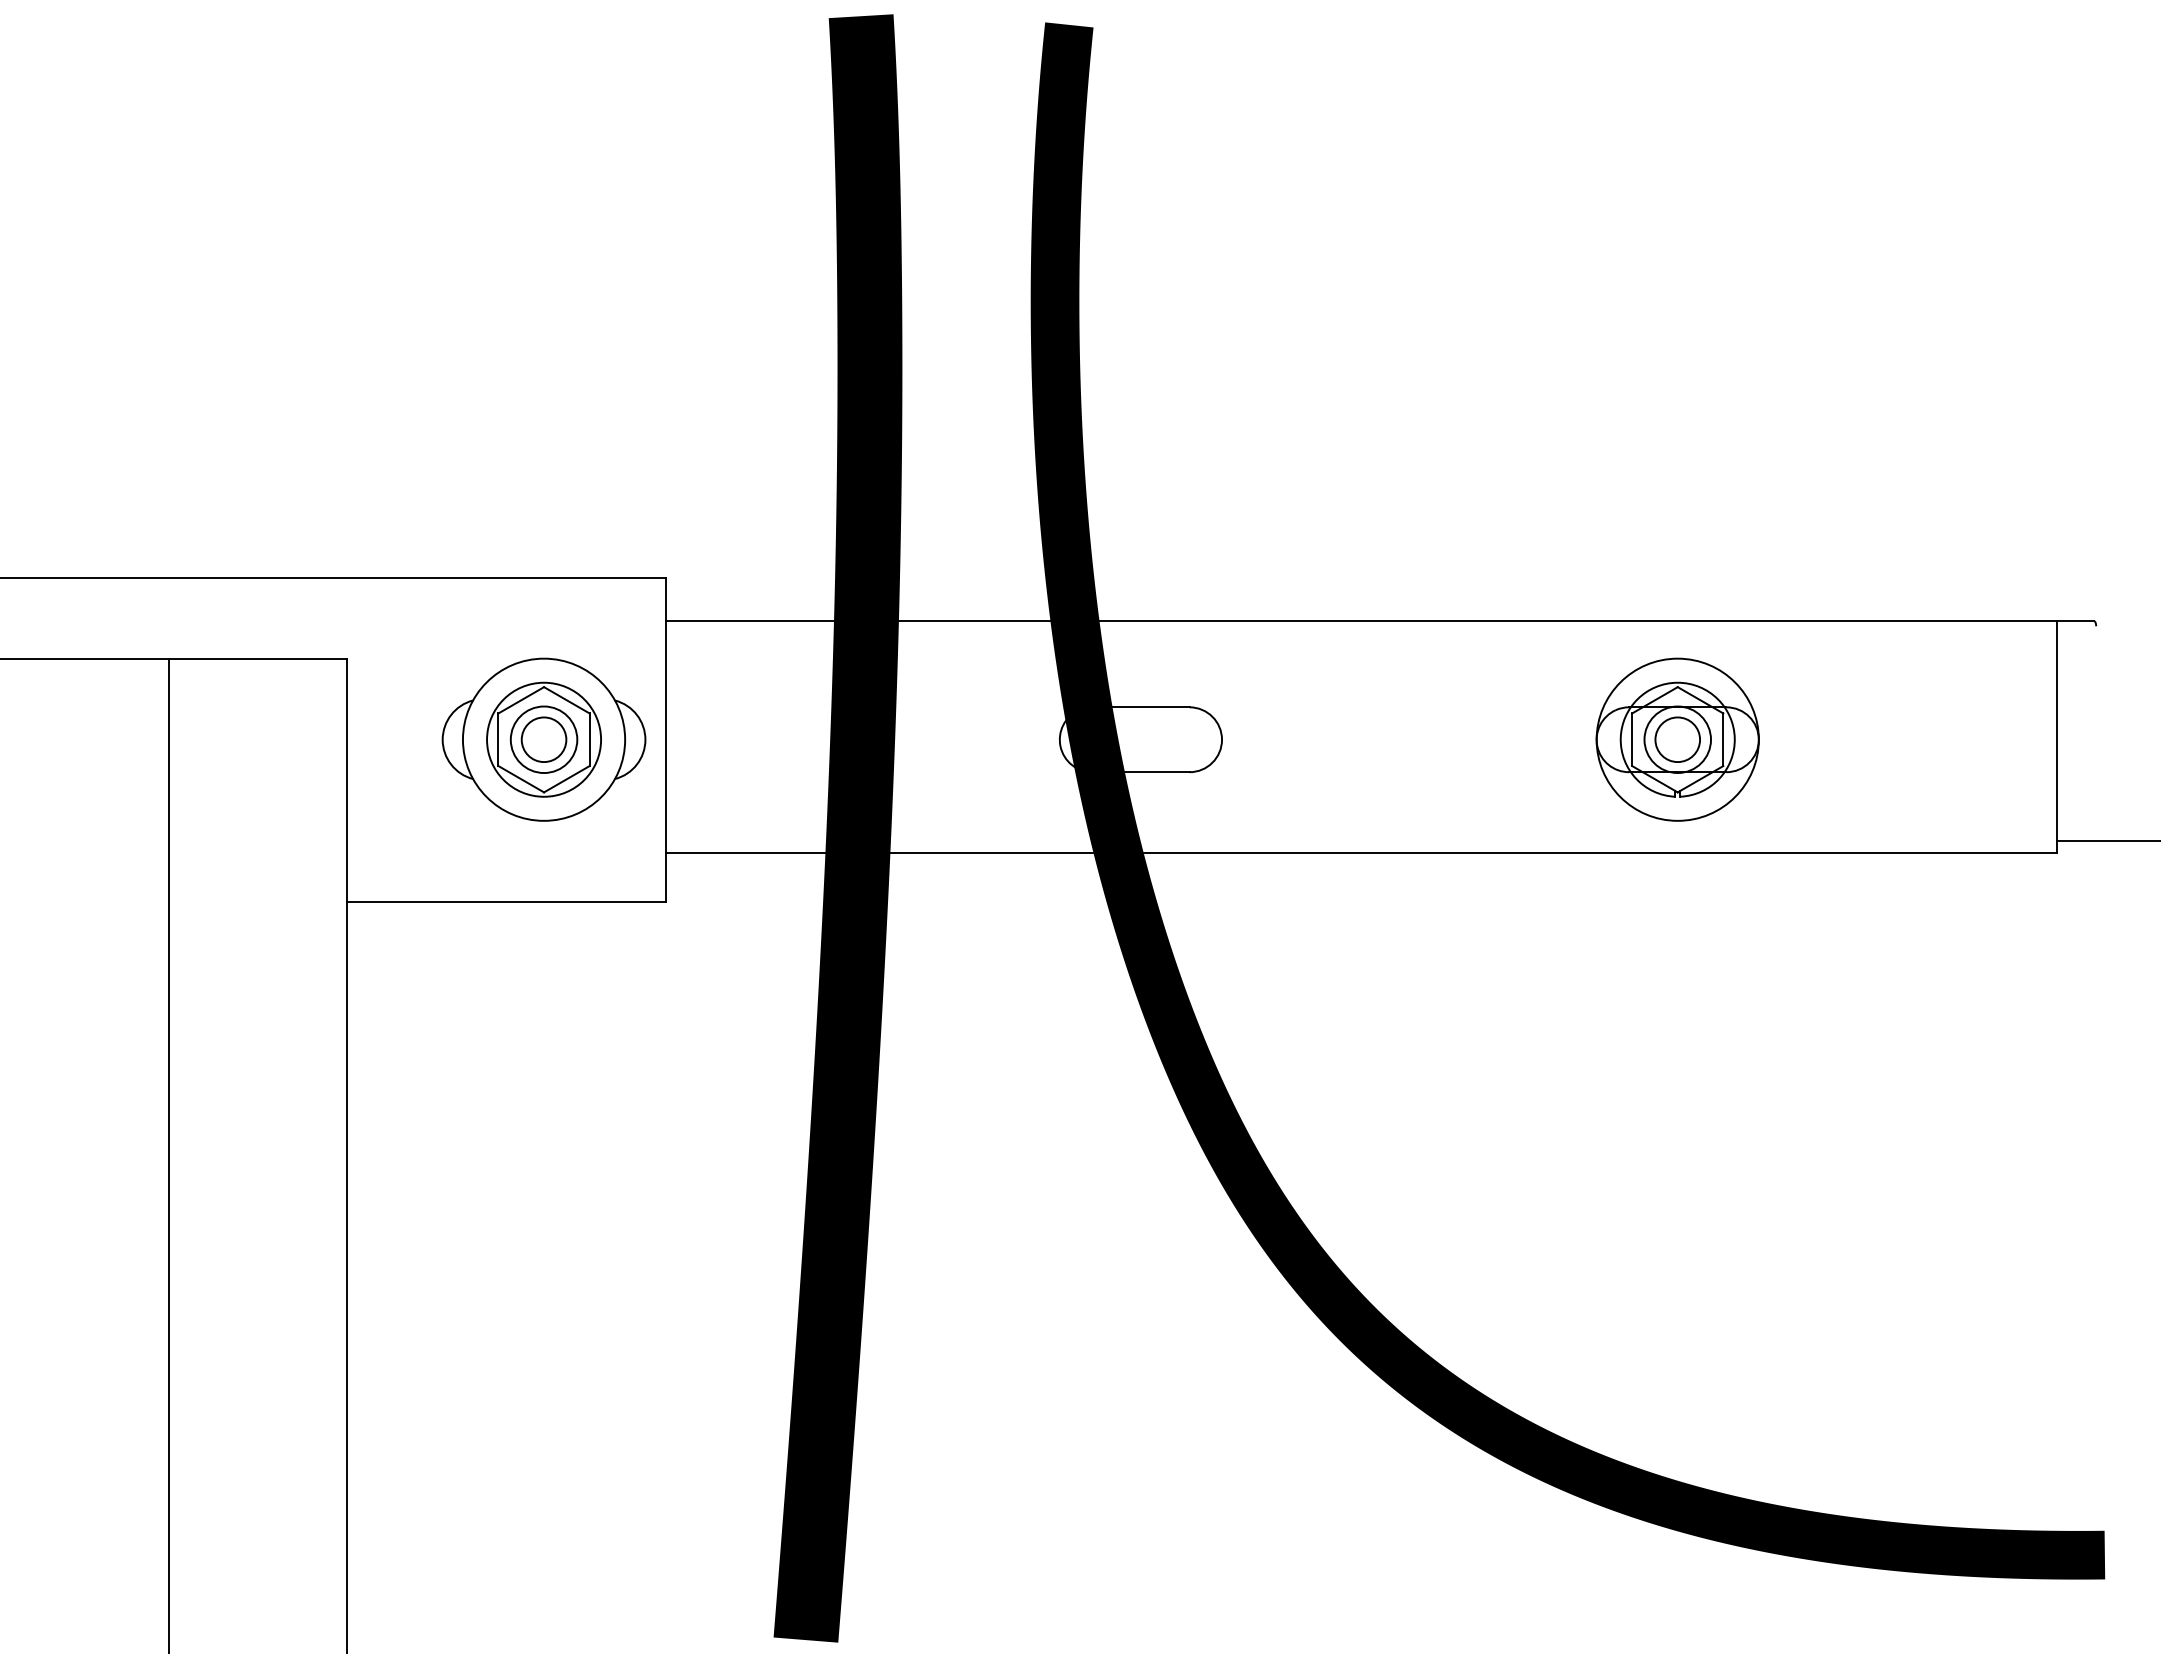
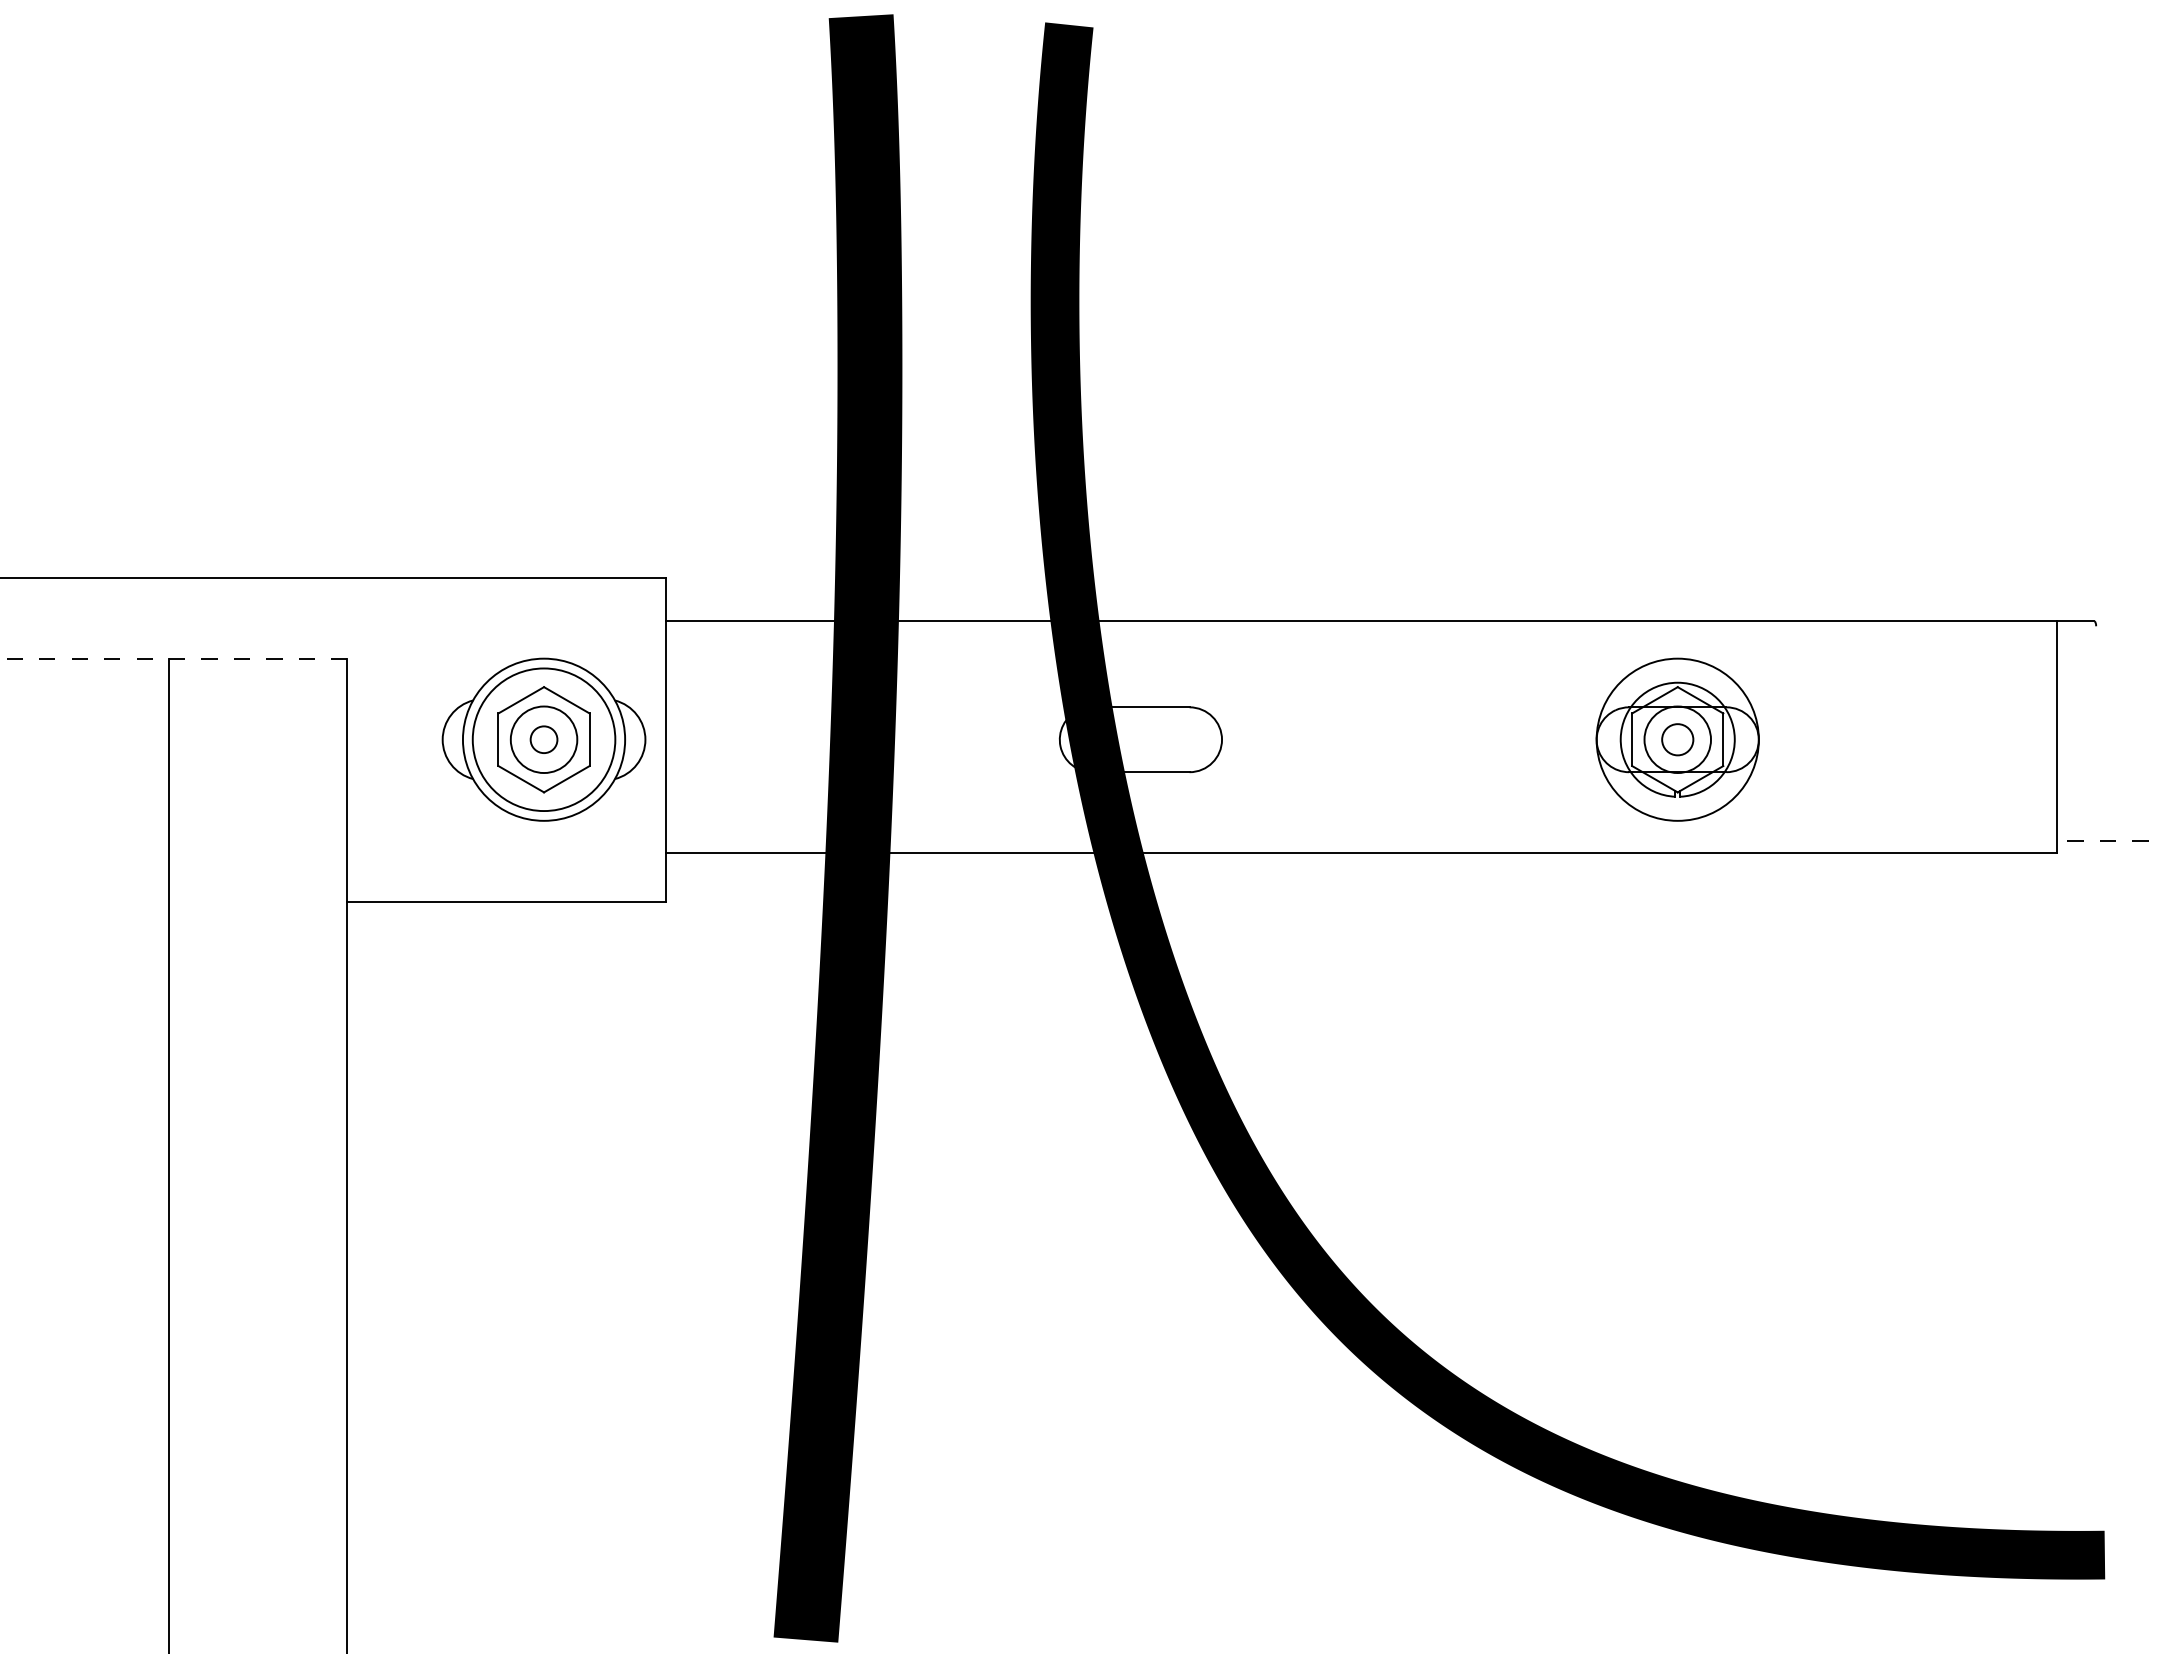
line: solid -> dashed (173, 658)
circle diameter: 45 px -> 27 px (543, 739)
circle diameter: 114 px -> 143 px (543, 739)
circle diameter: 45 px -> 31 px (1677, 739)
line: solid -> dashed (2108, 841)
